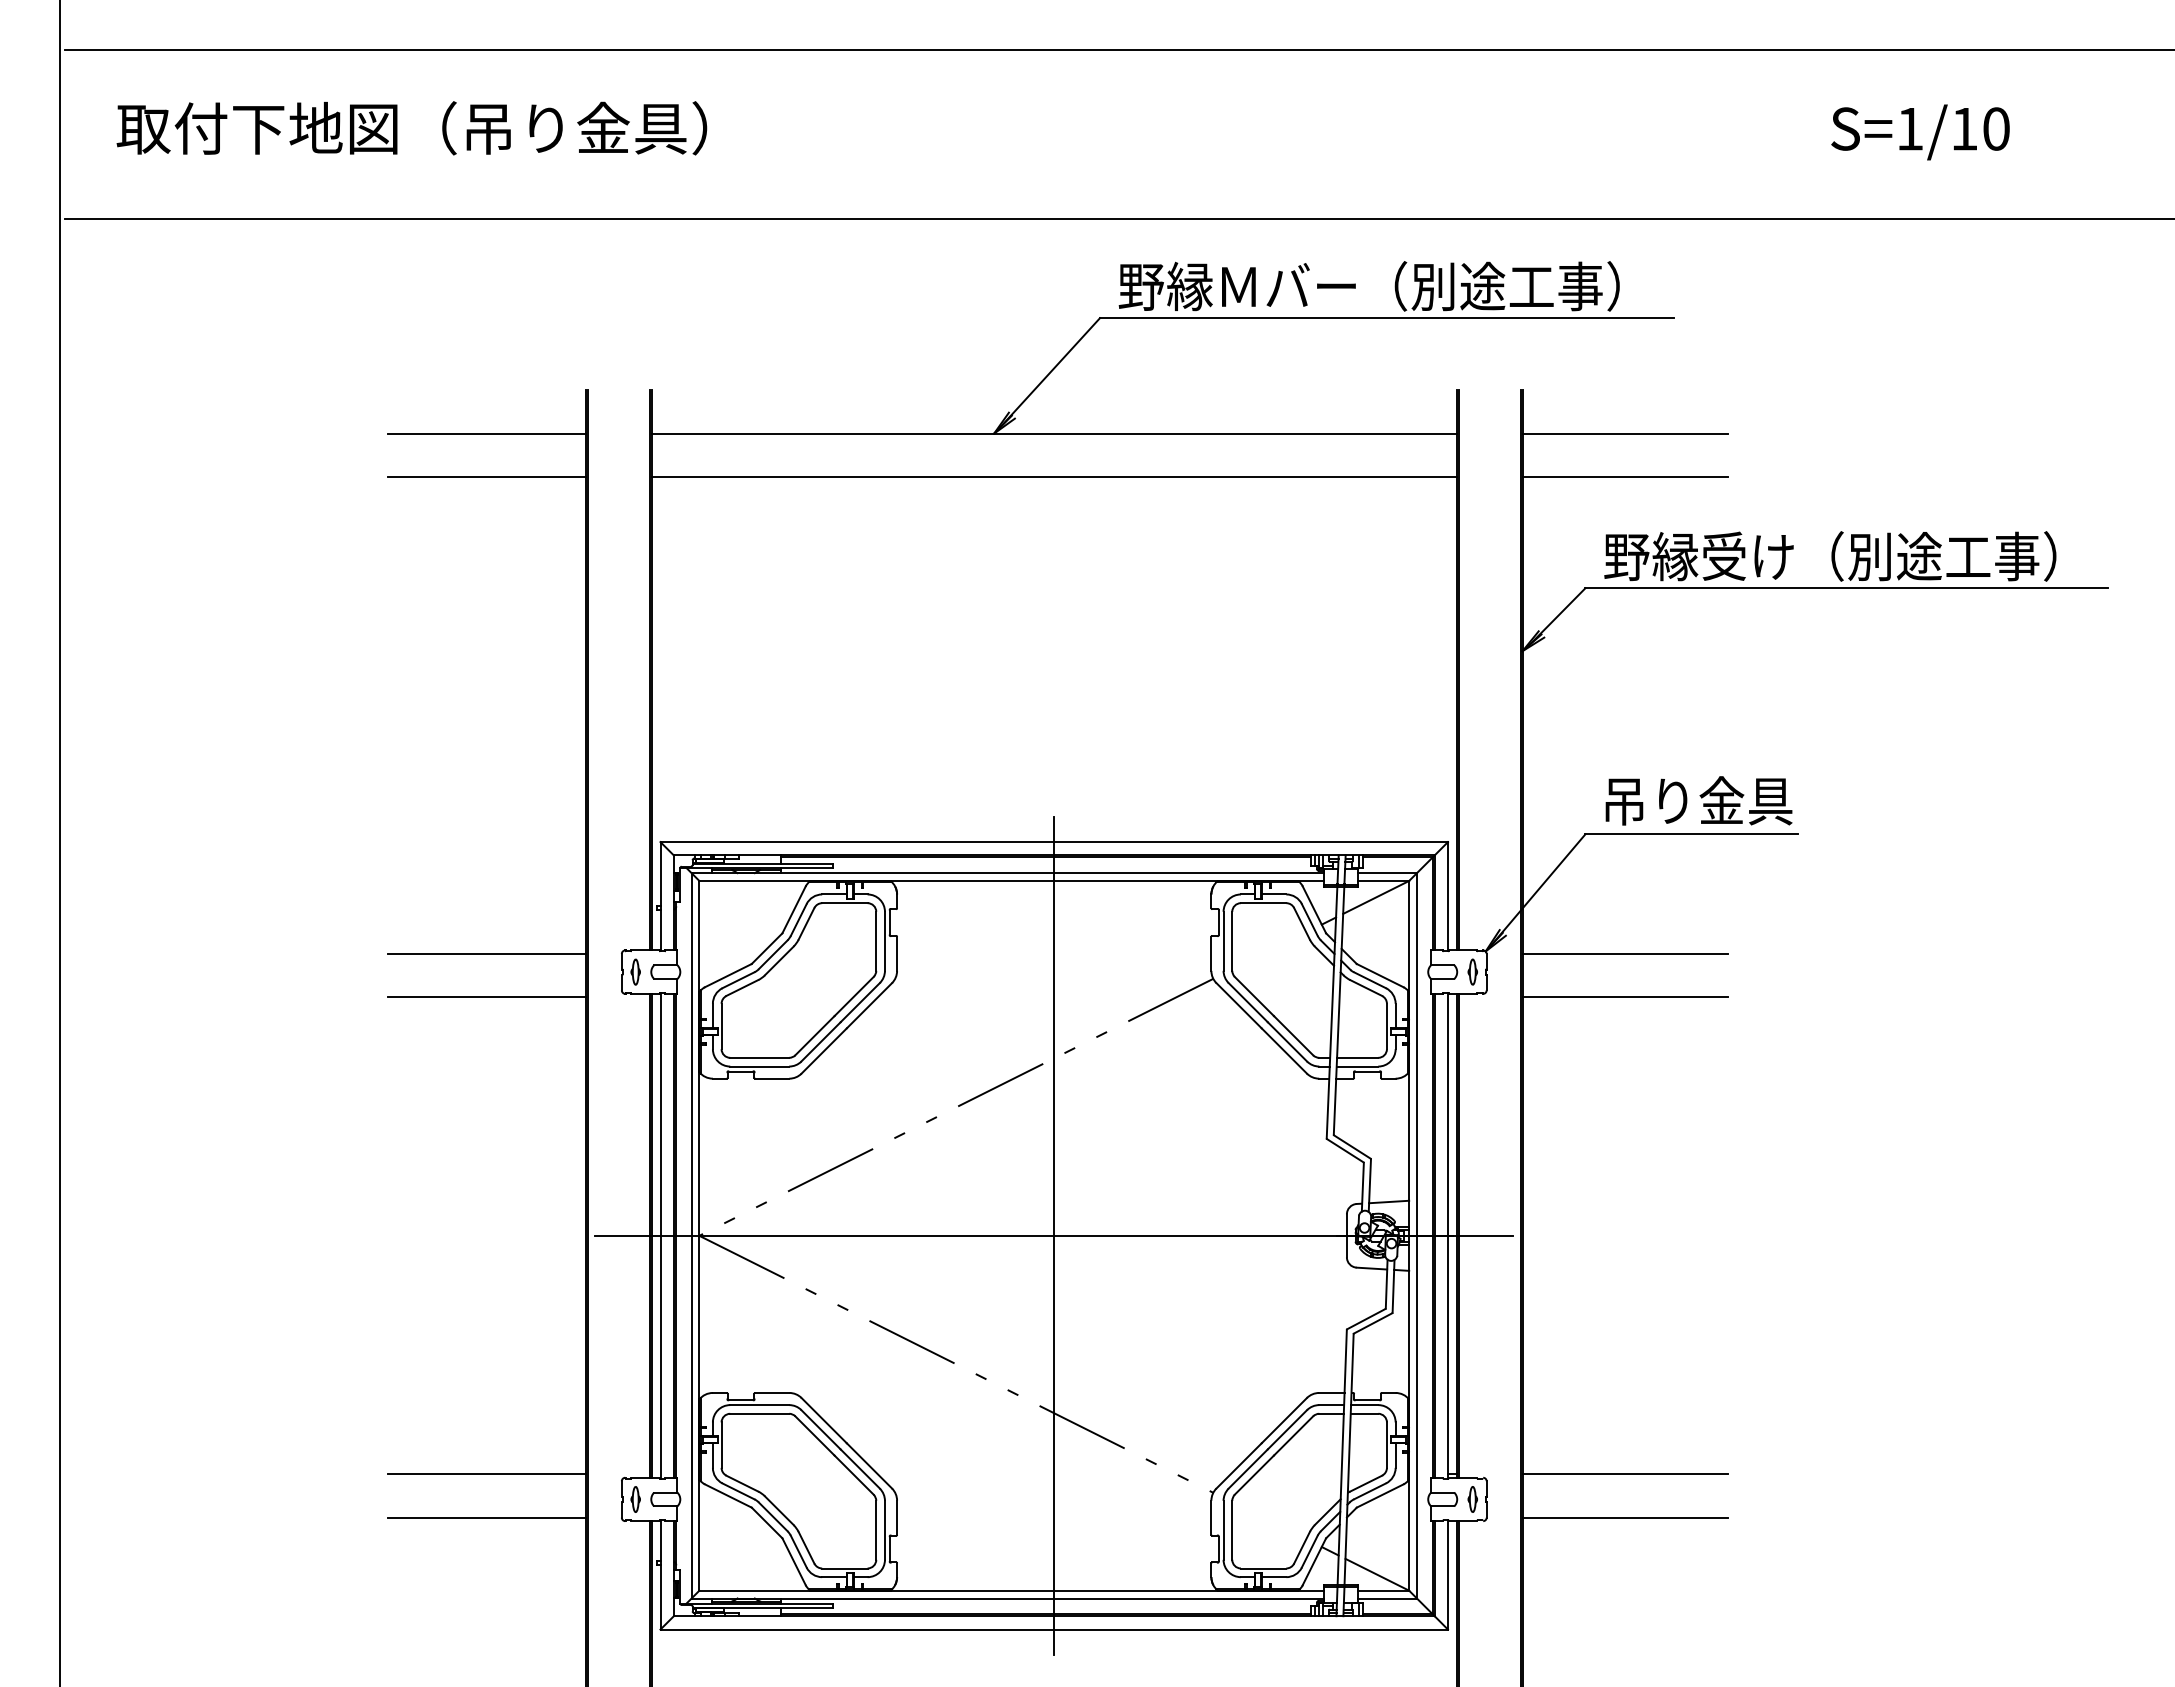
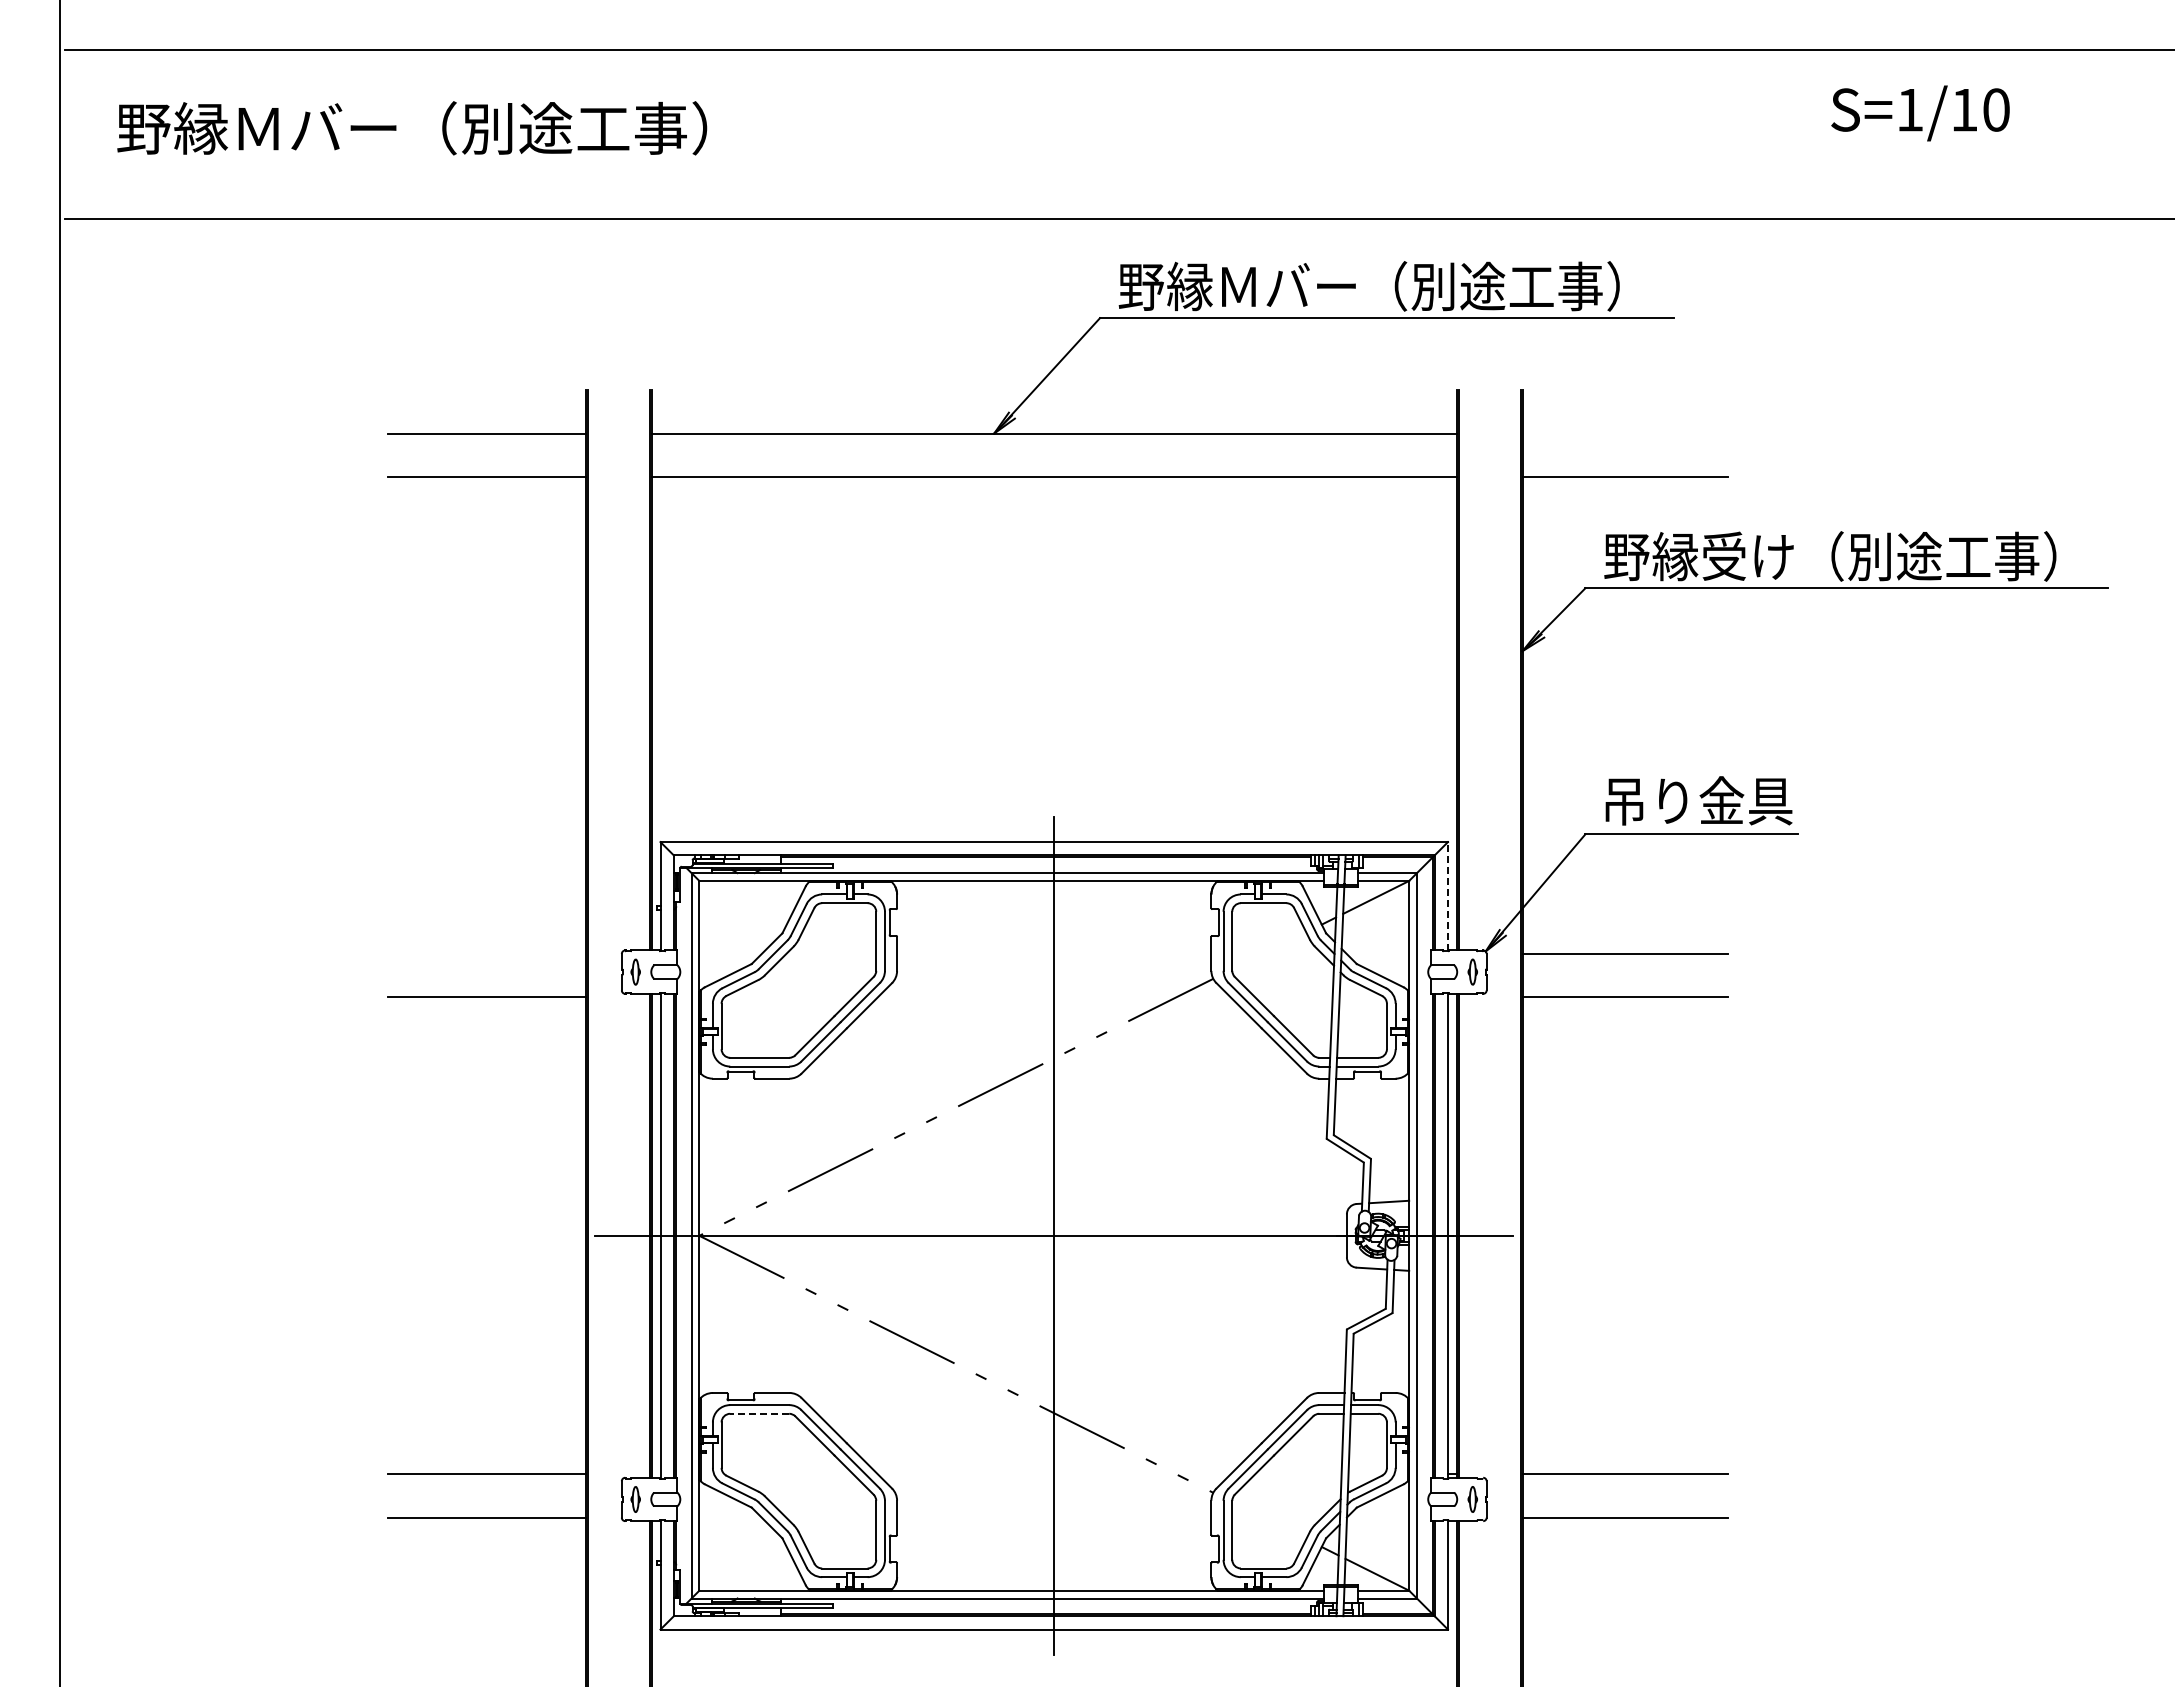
text: 取付下地図（吊り金具） -> 野縁Ｍバー（別途工事） (401, 127)
text position: (1920, 132) -> (1920, 113) (1920, 113)
line: present -> none (1625, 433)
line: solid -> dashed (1447, 896)
line: present -> none (486, 953)
line: solid -> dashed (759, 1413)
